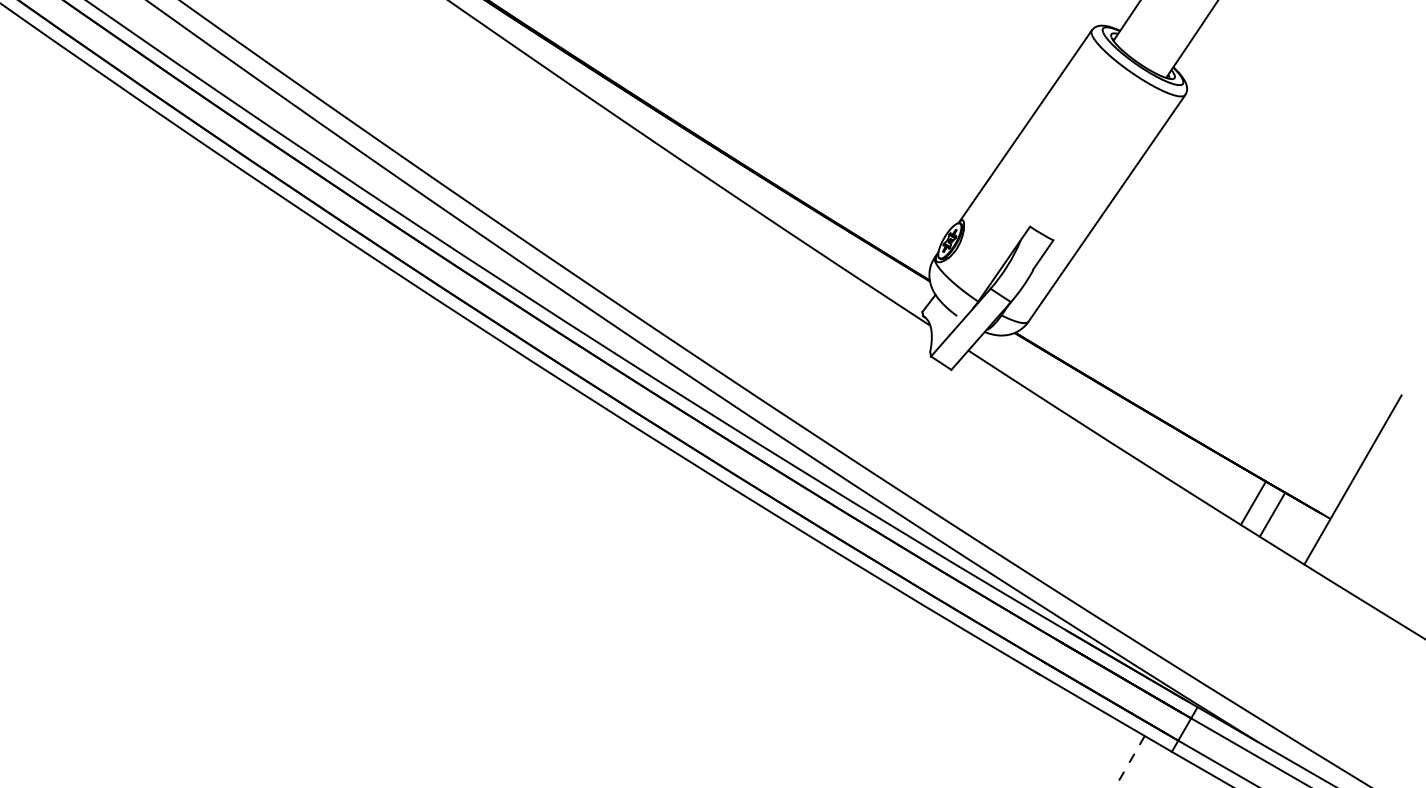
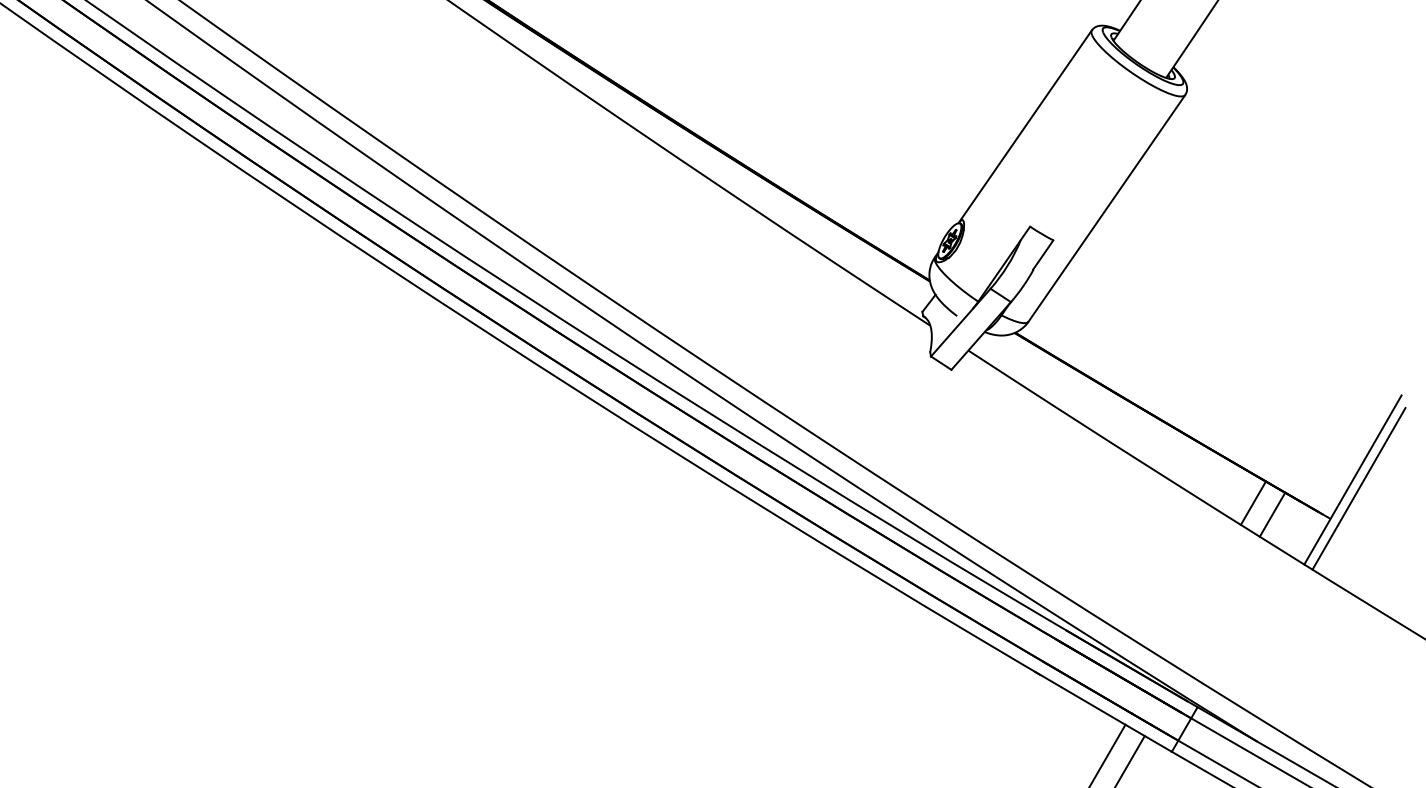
line: none -> present (1358, 488)
line: none -> present (1107, 754)
line: dashed -> solid (1129, 761)
